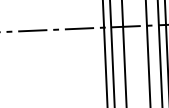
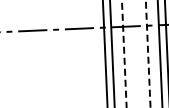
line: solid -> dashed (124, 54)
line: solid -> dashed (148, 54)
